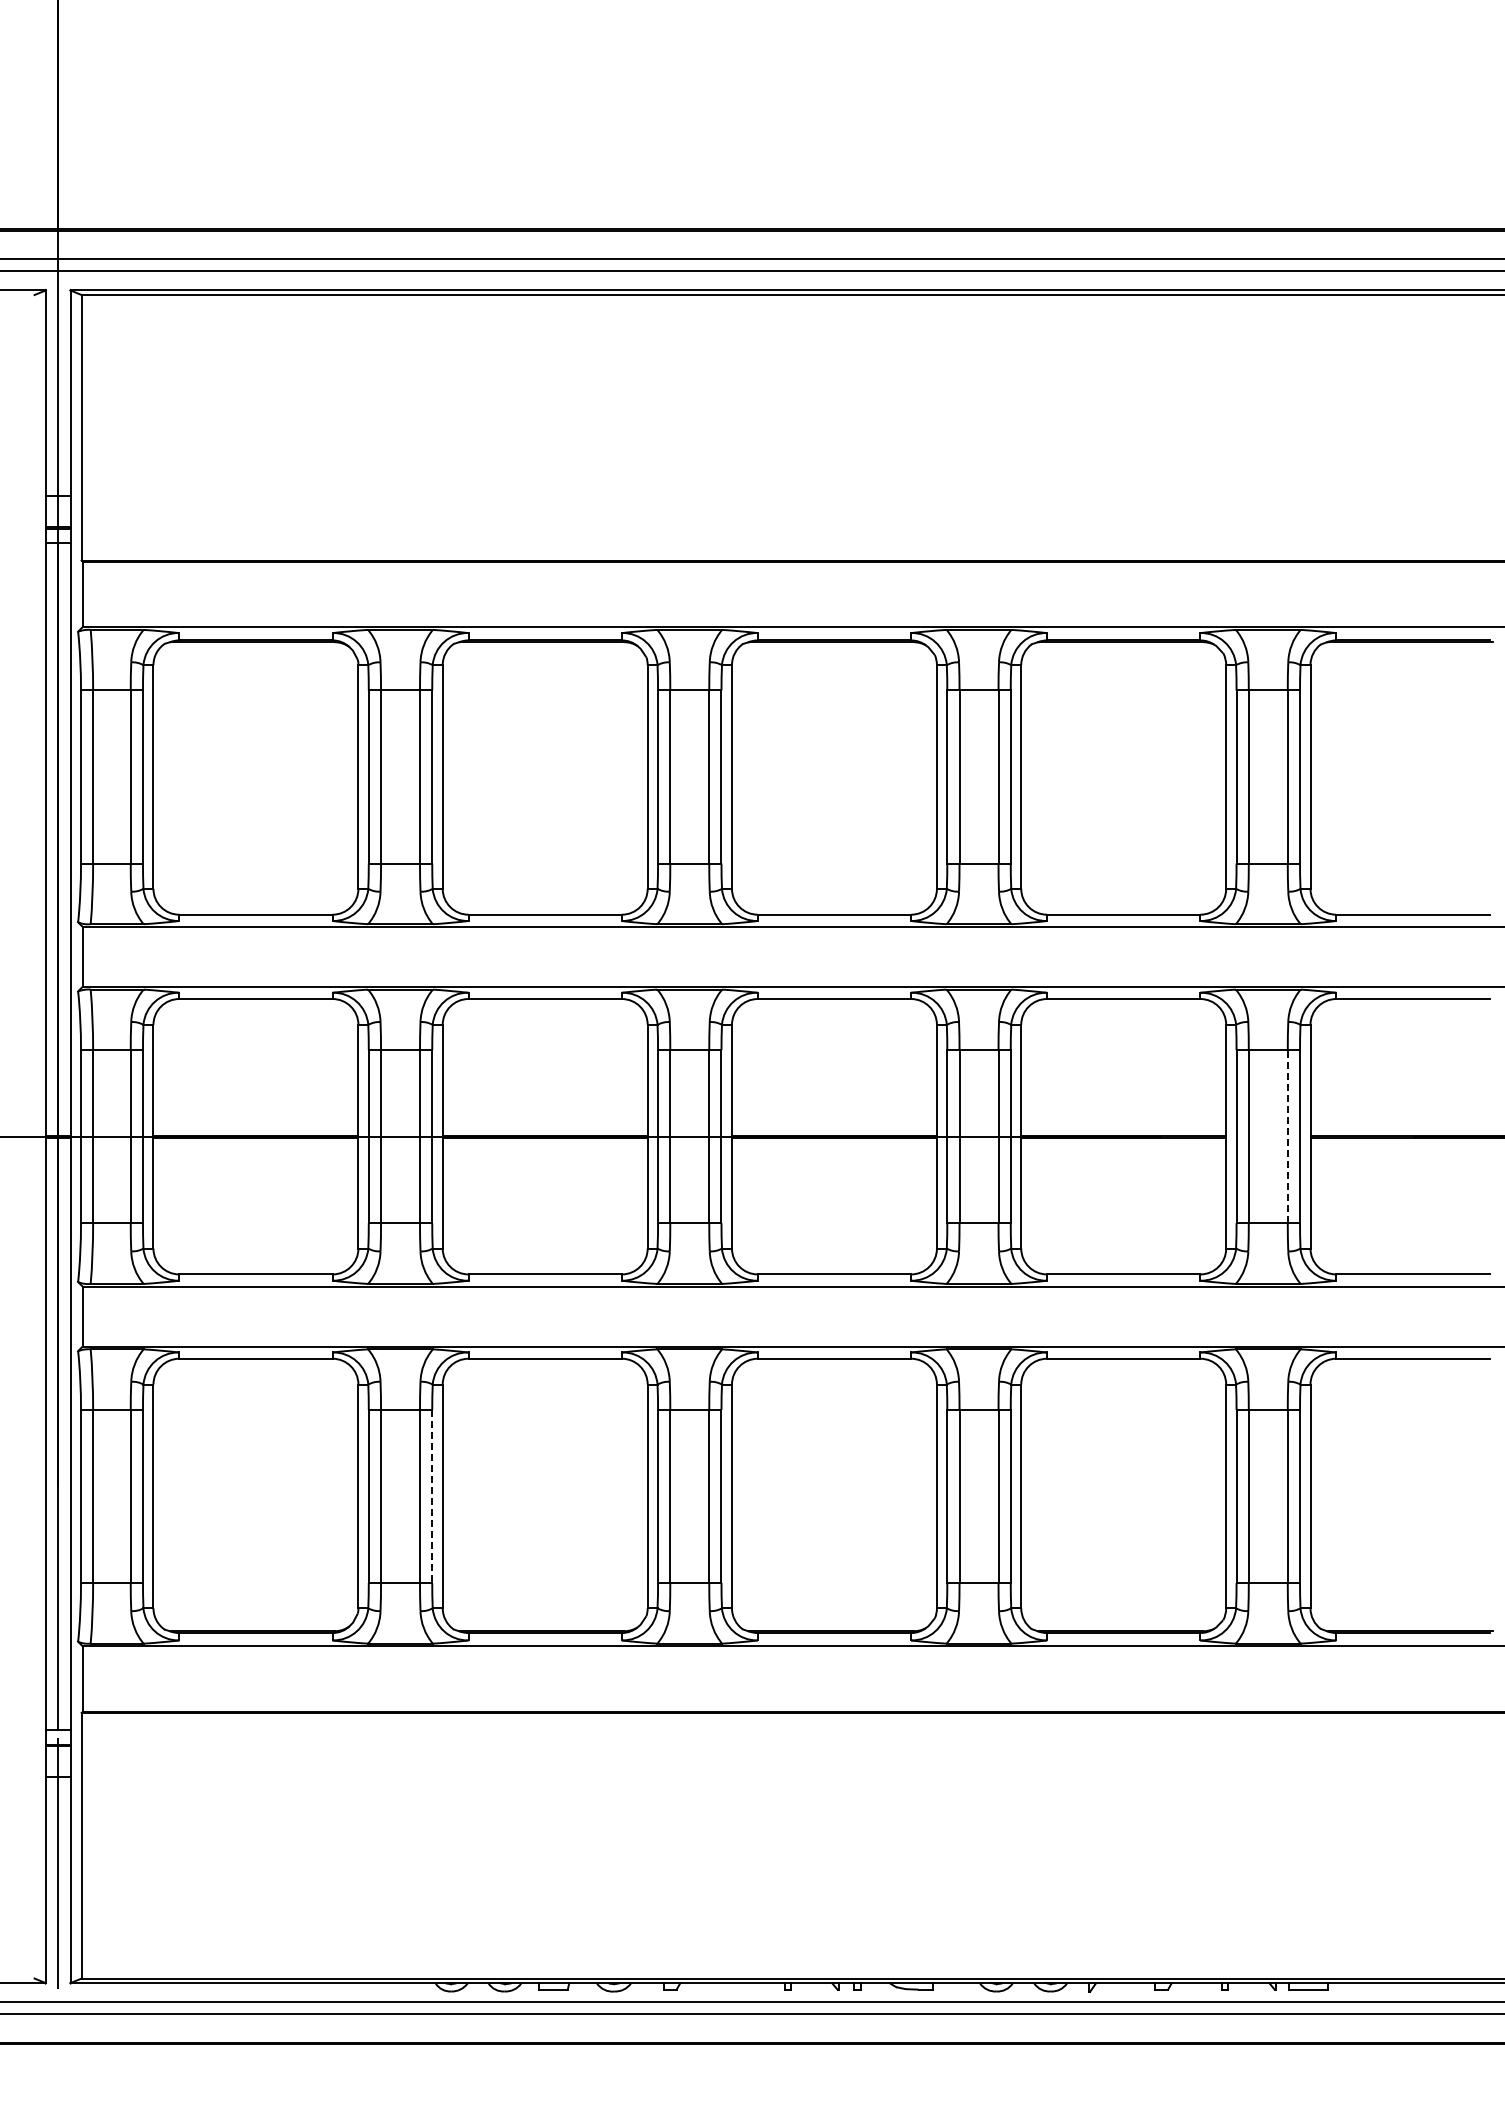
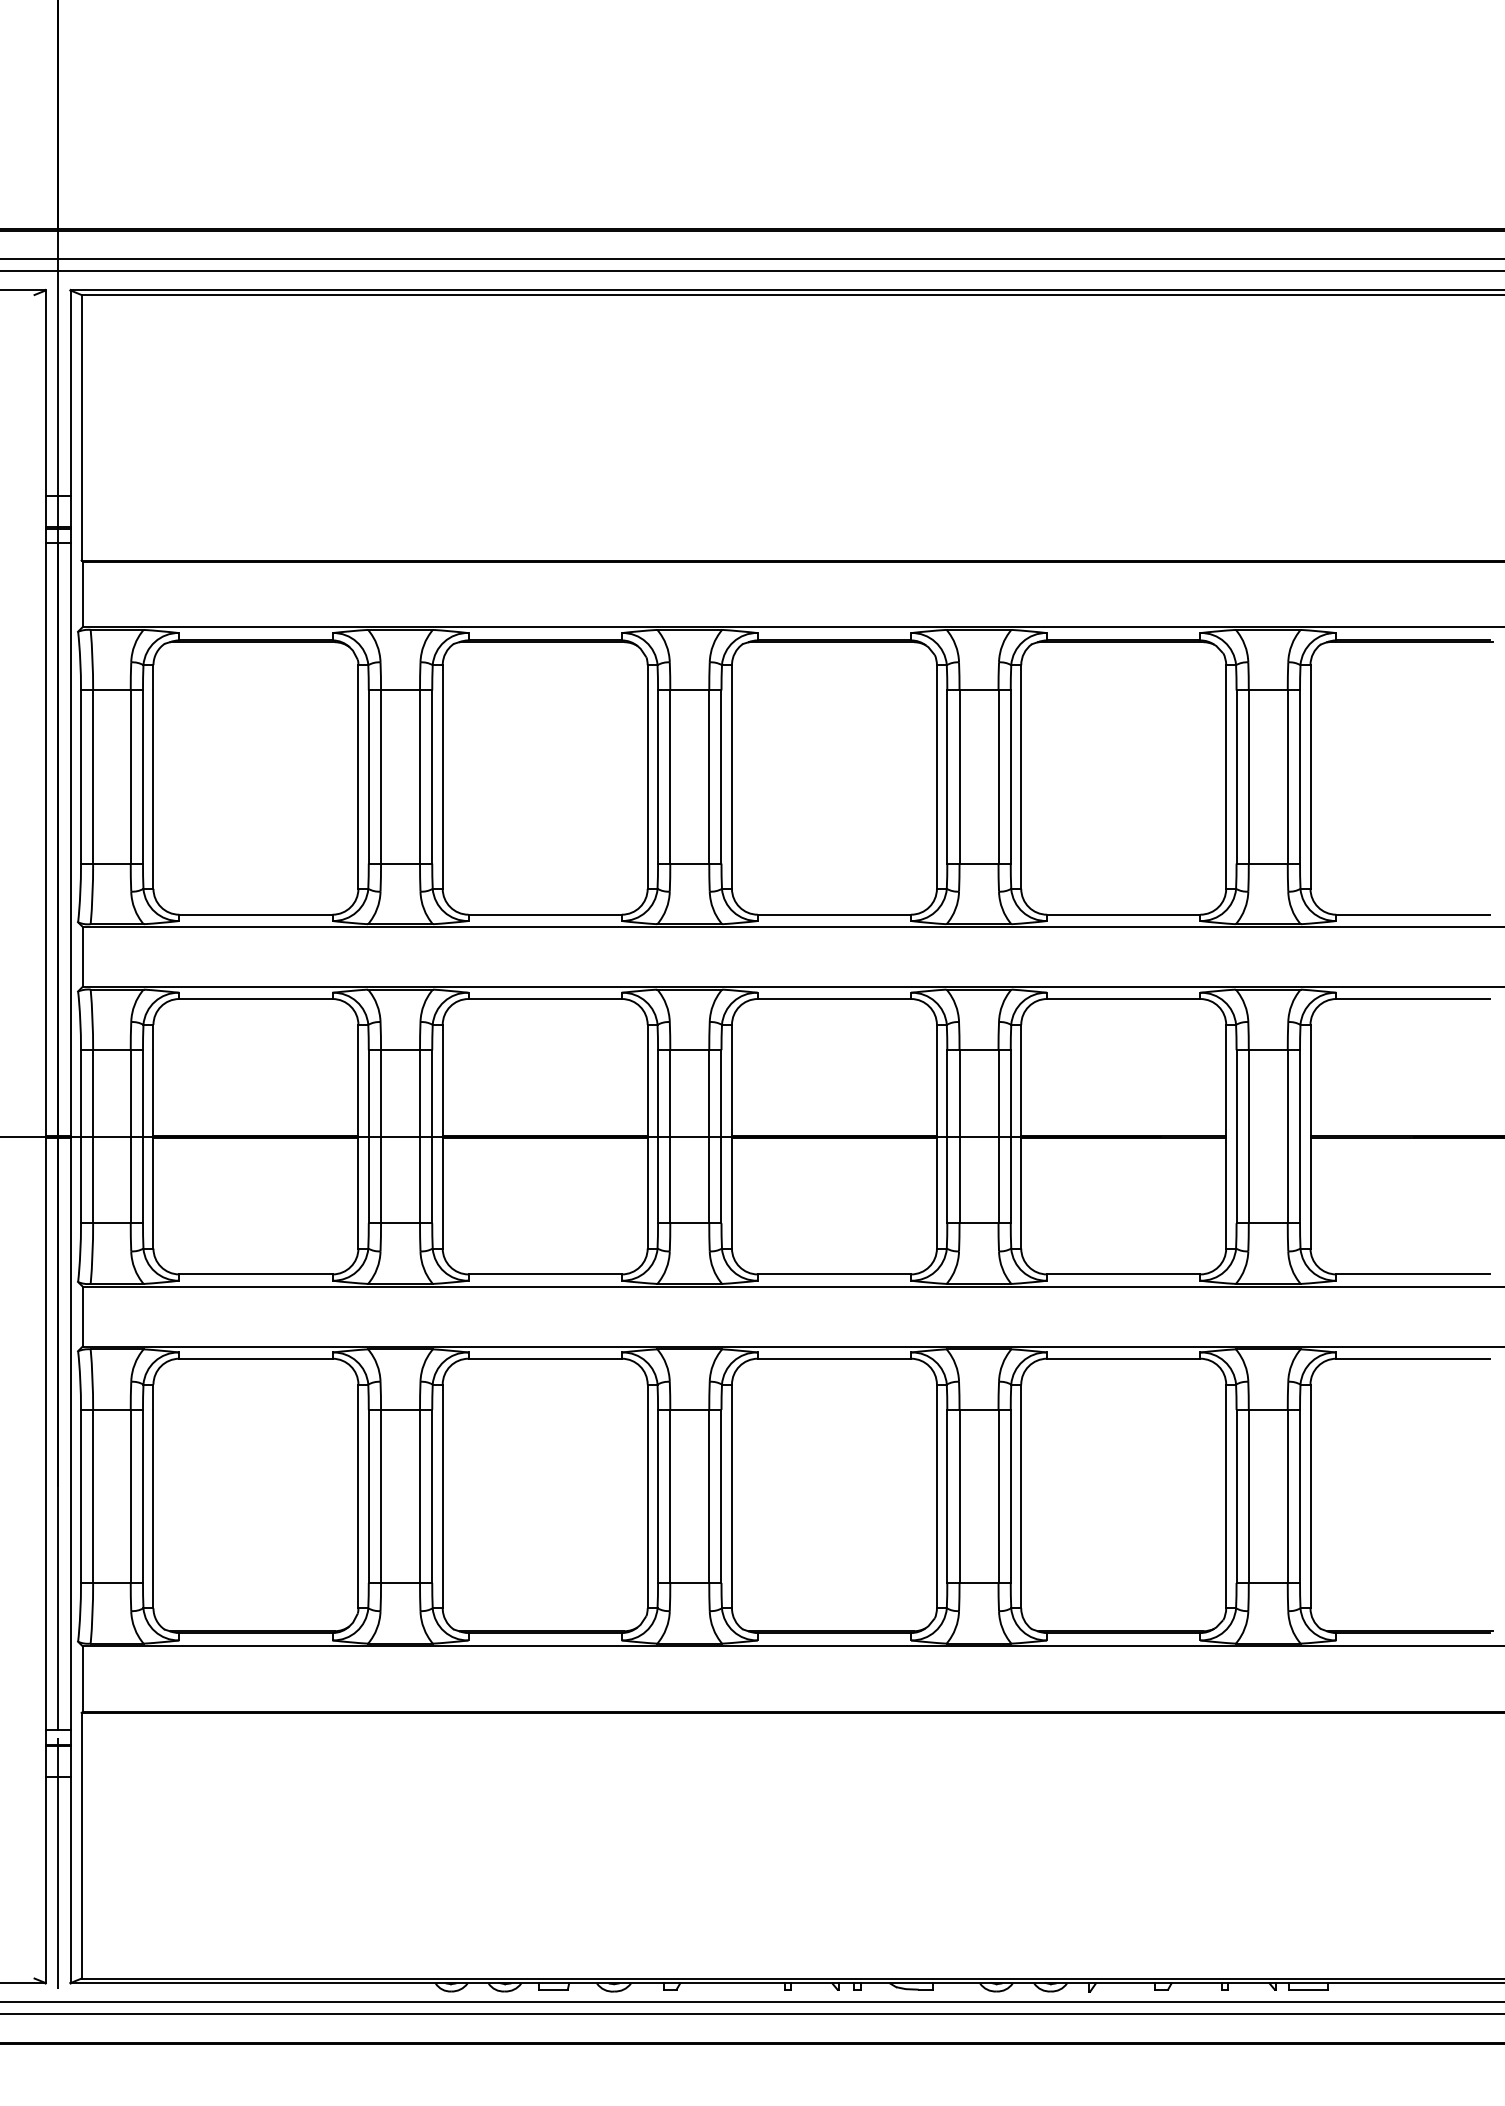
line: dashed -> solid (1287, 1136)
line: dashed -> solid (432, 1496)
